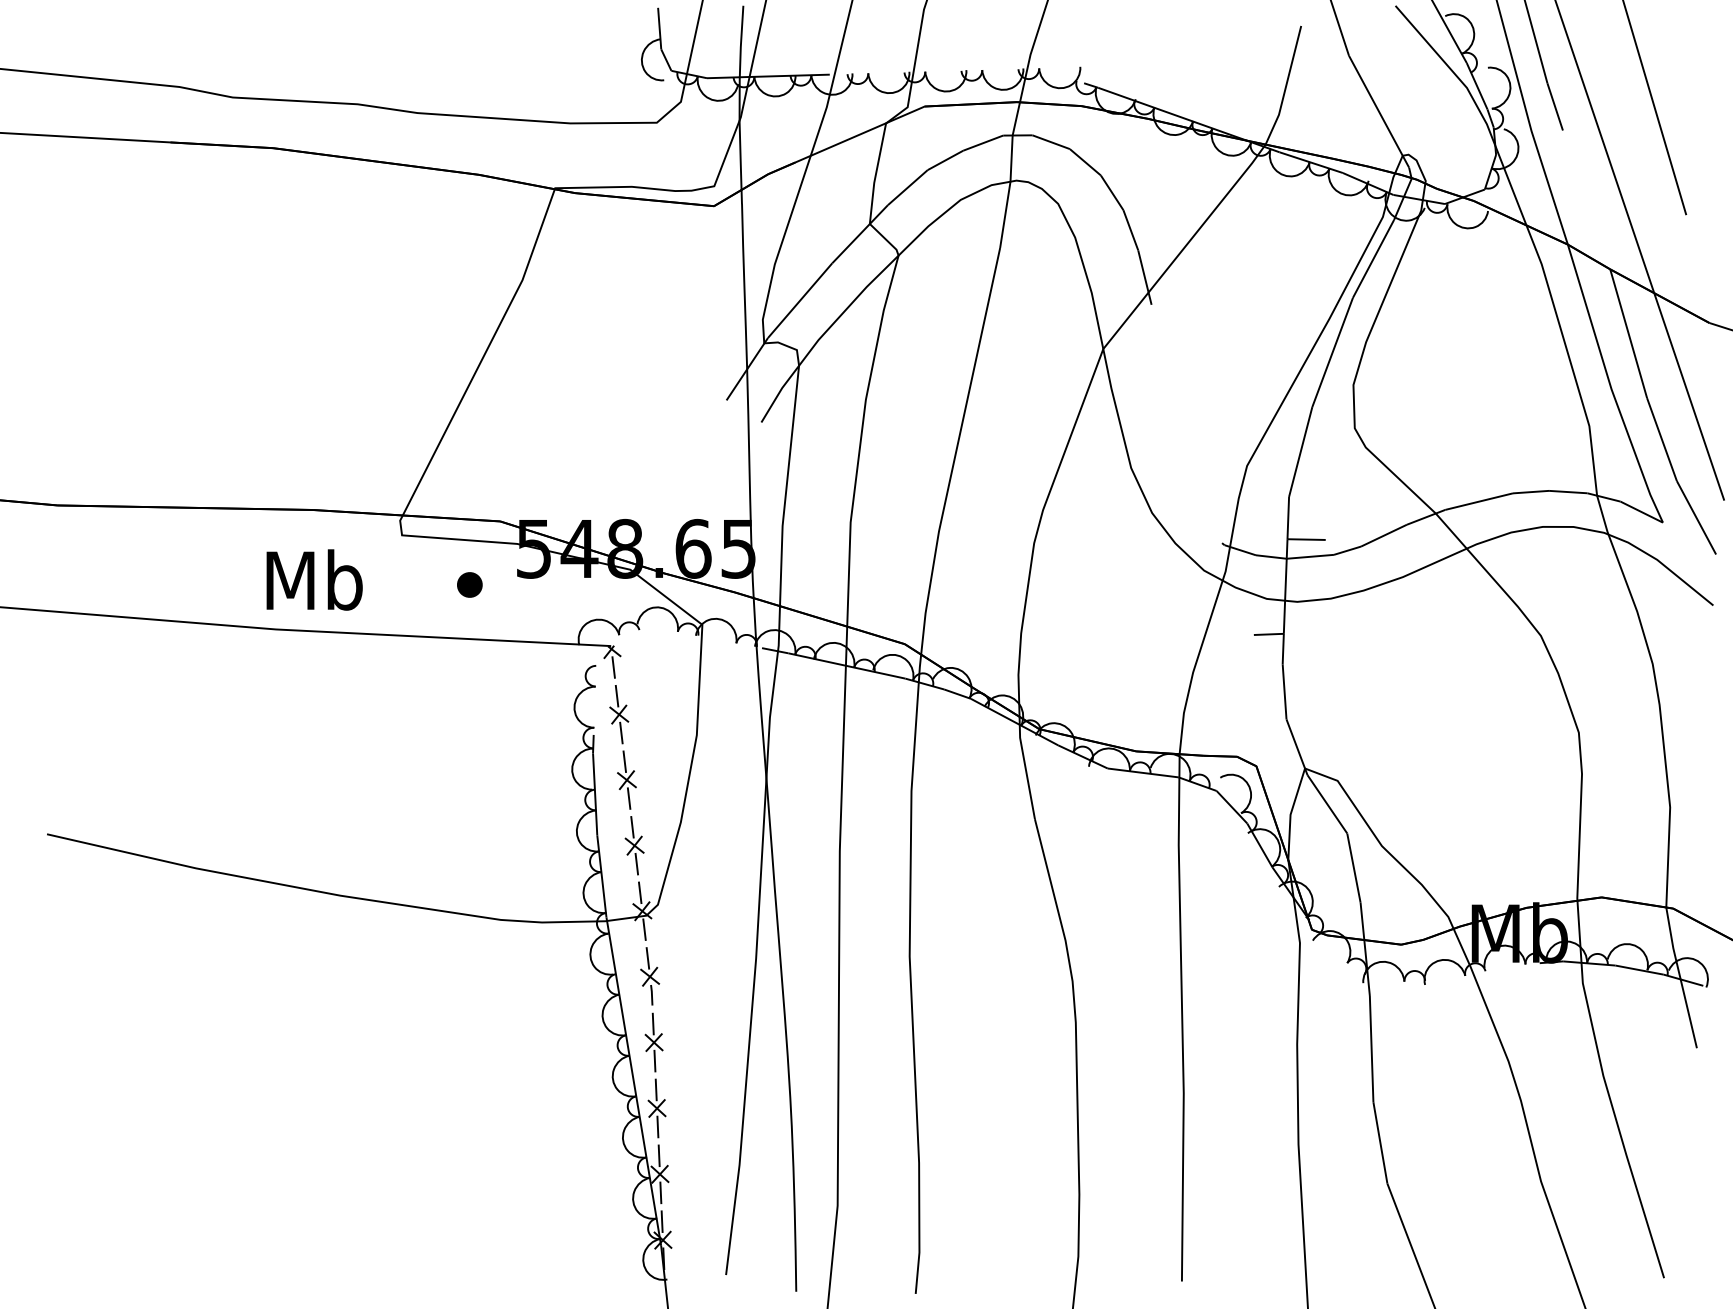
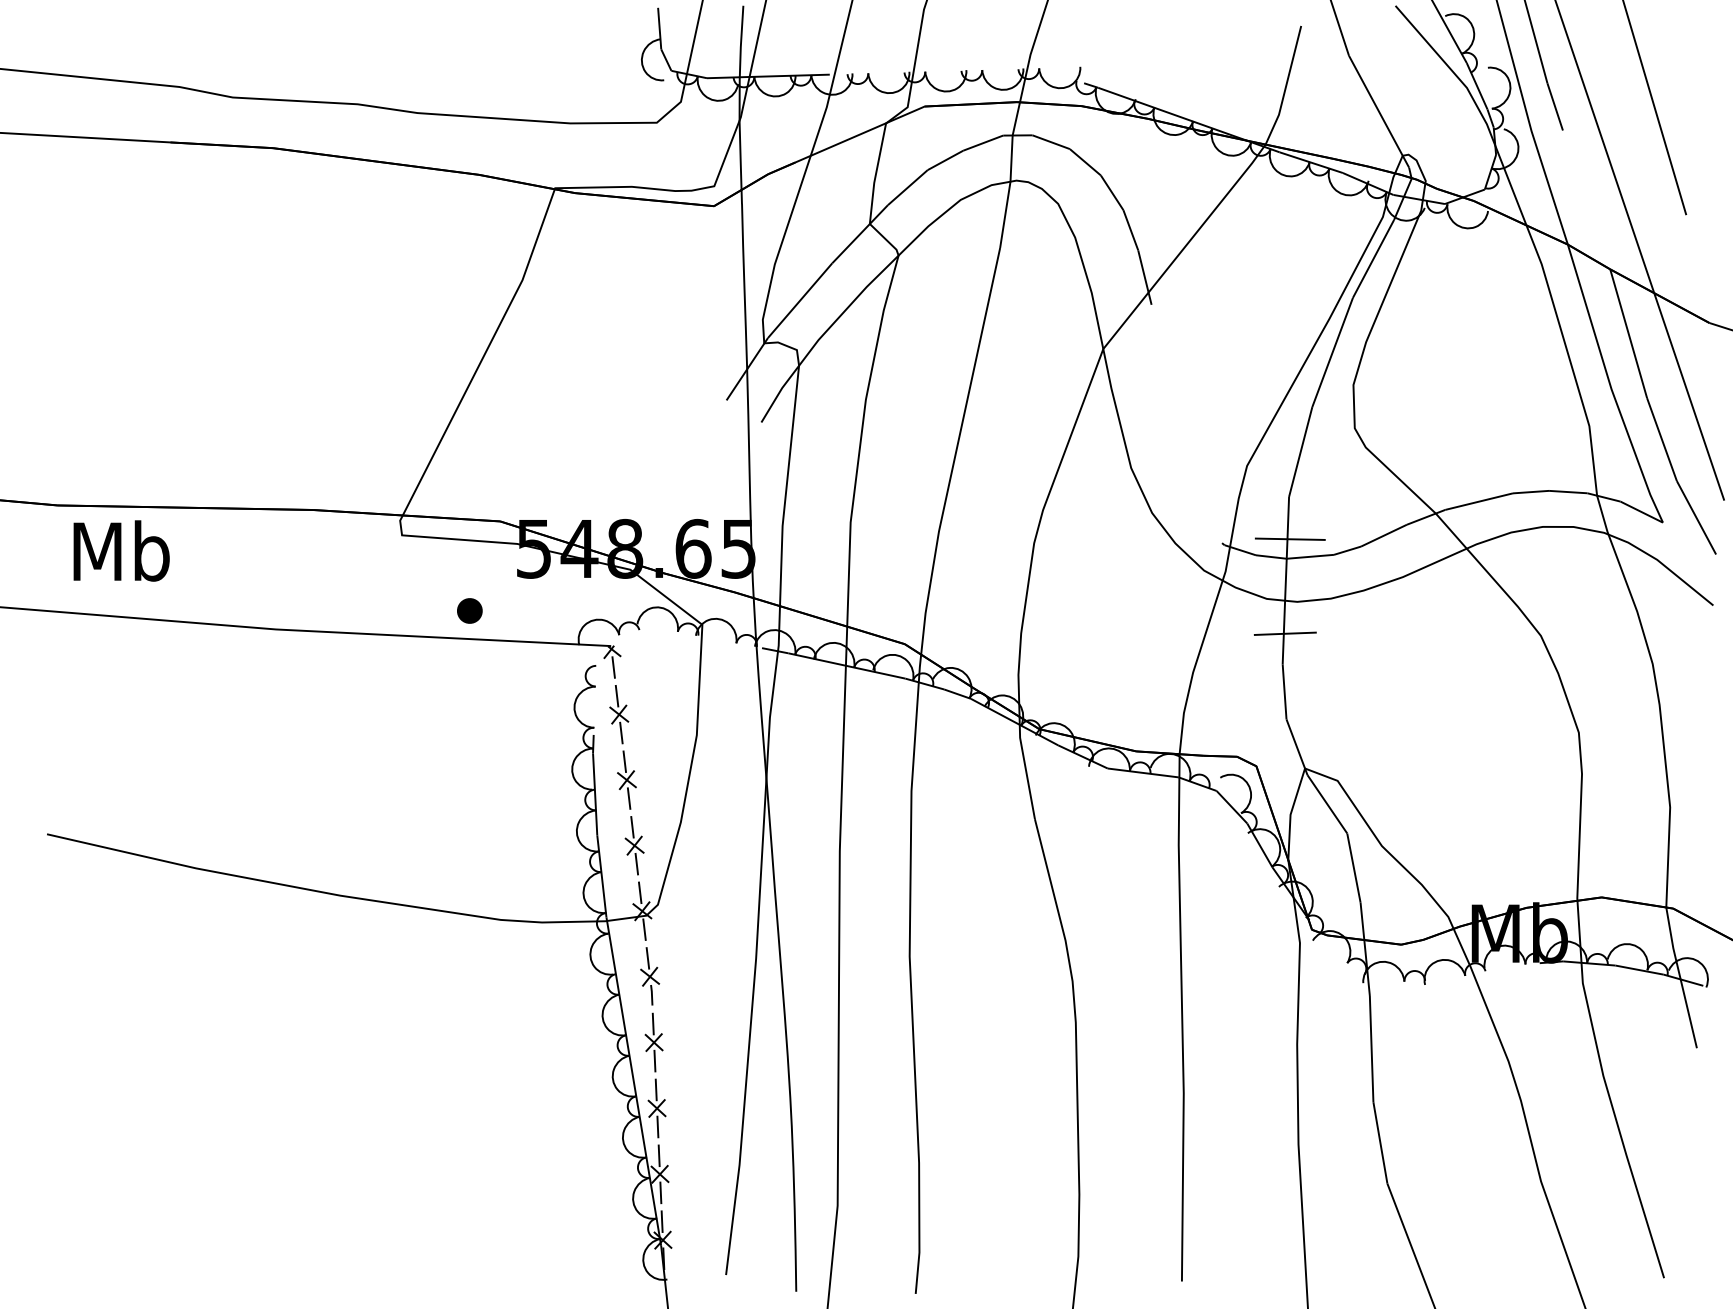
line: none -> present (1270, 538)
text position: (314, 579) -> (121, 550) (121, 550)
part position: (469, 584) -> (469, 610) (469, 610)
line: none -> present (1299, 632)
